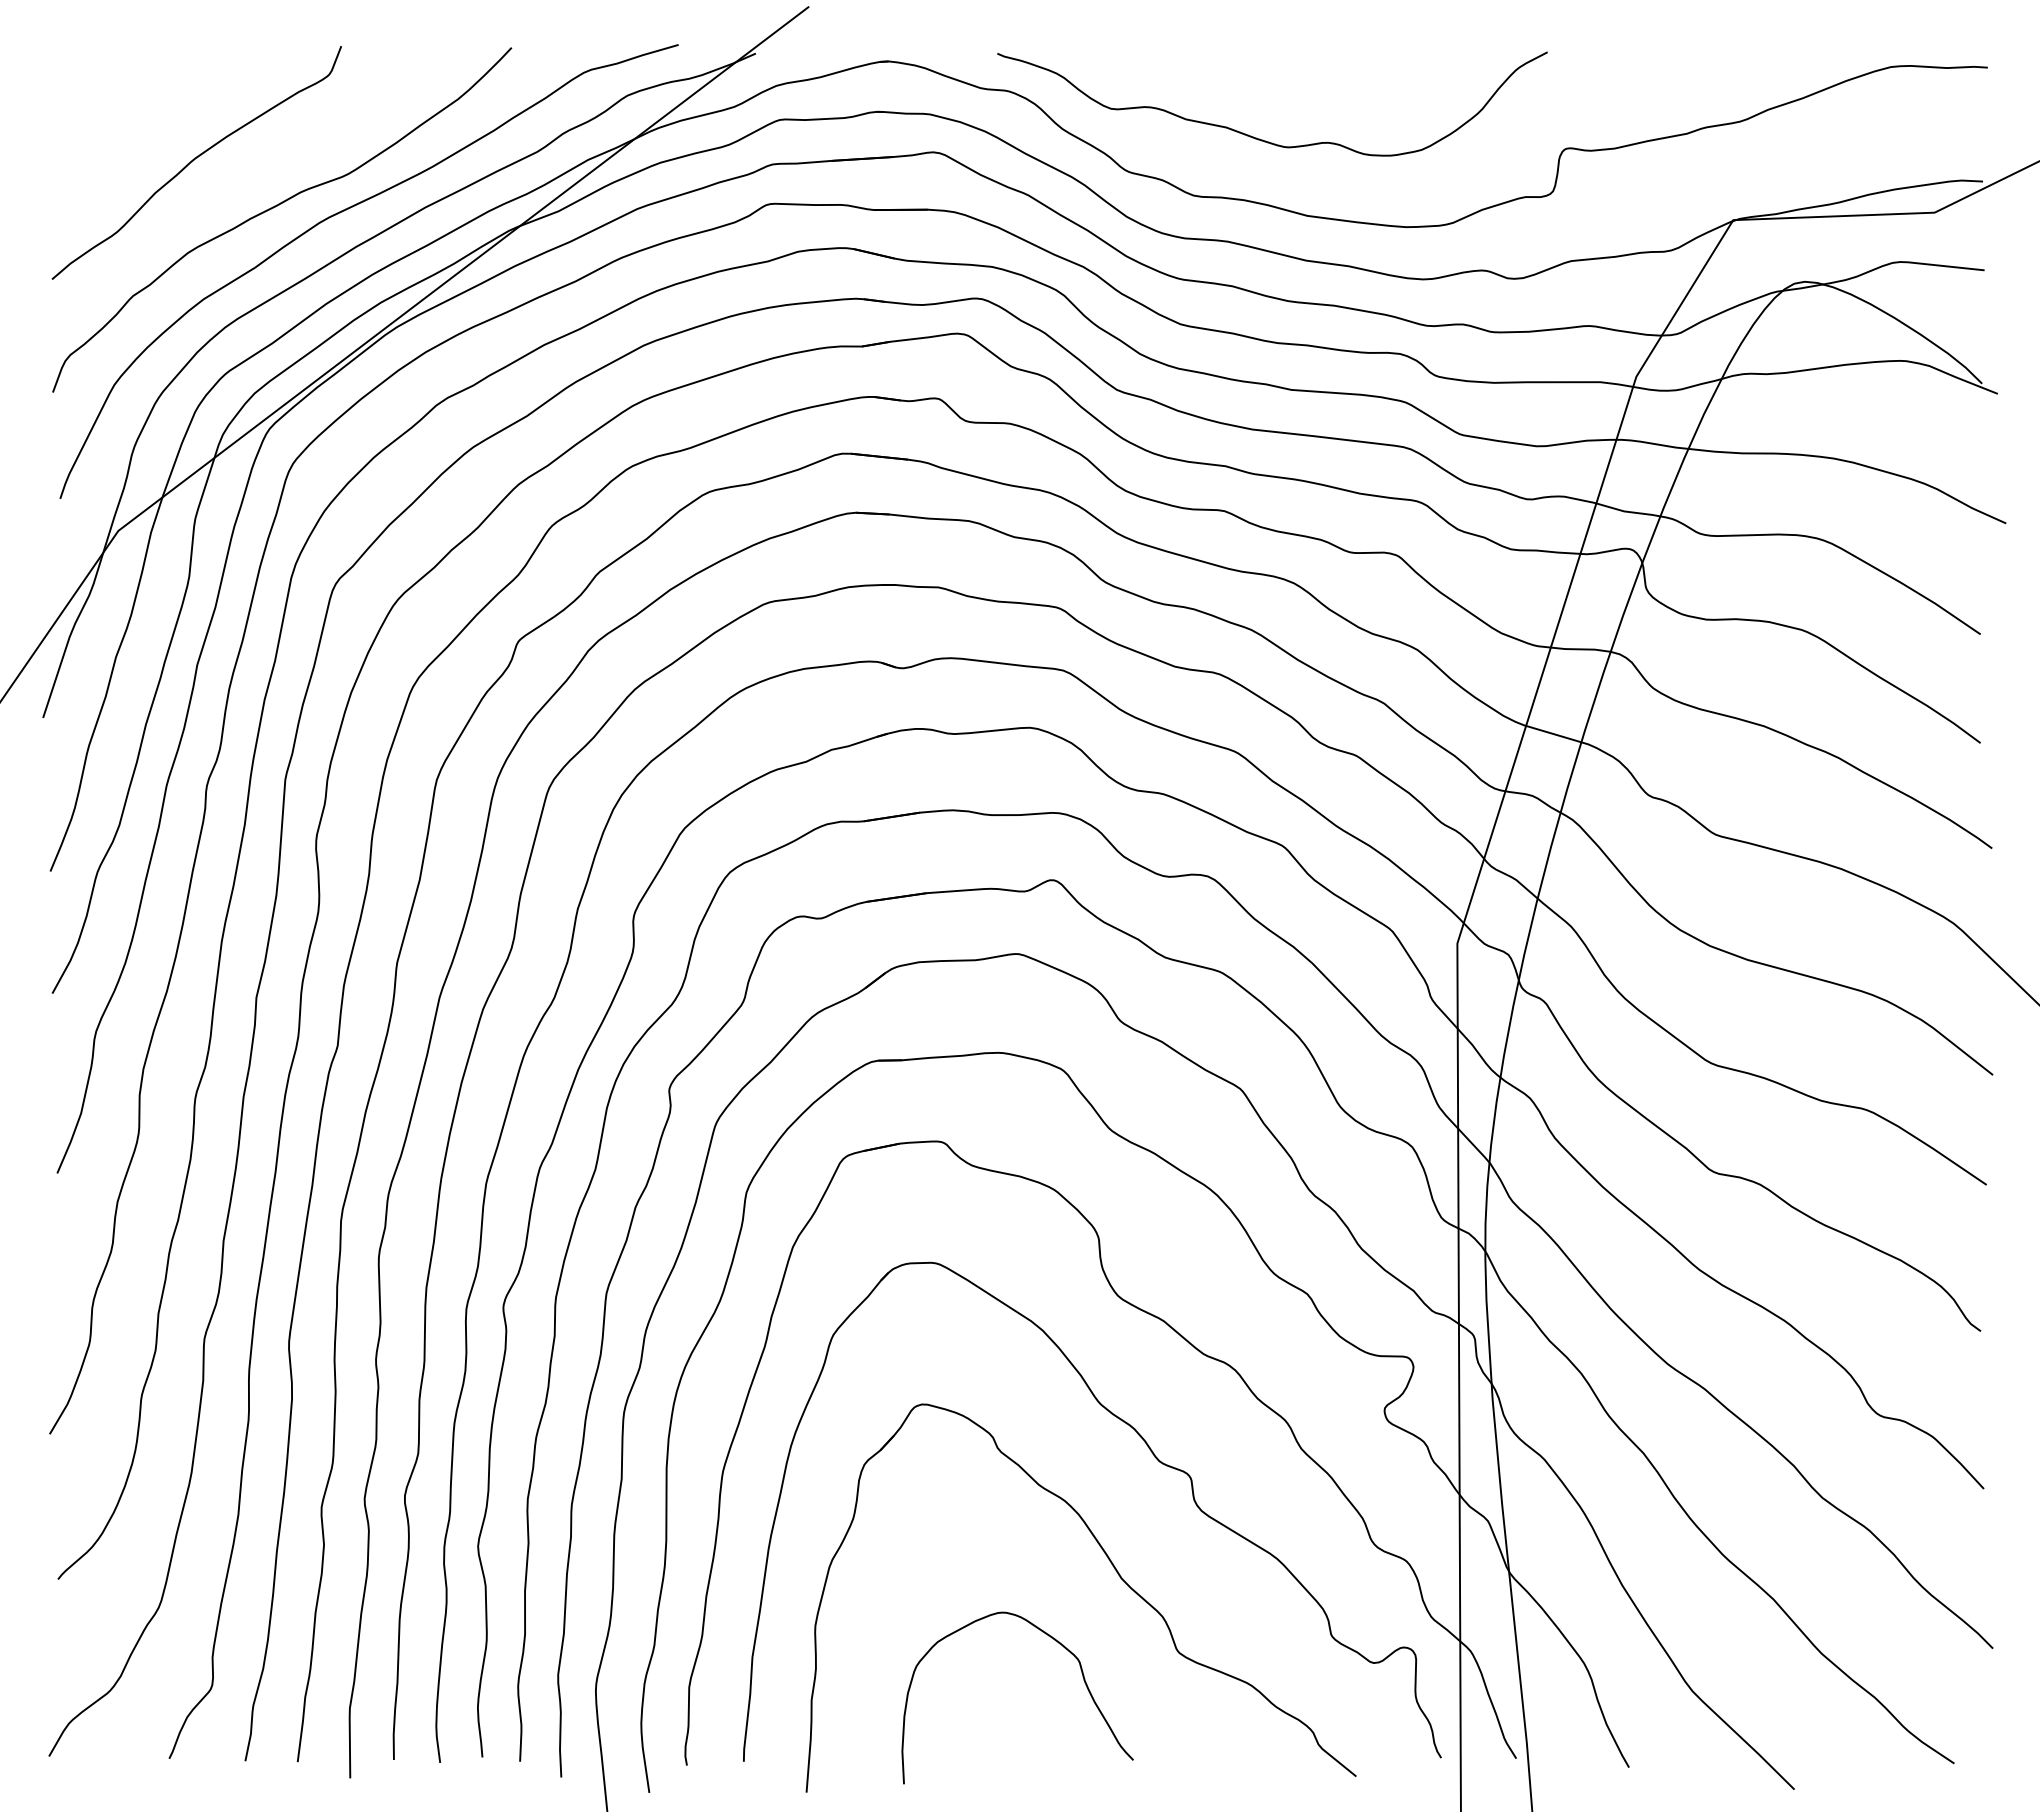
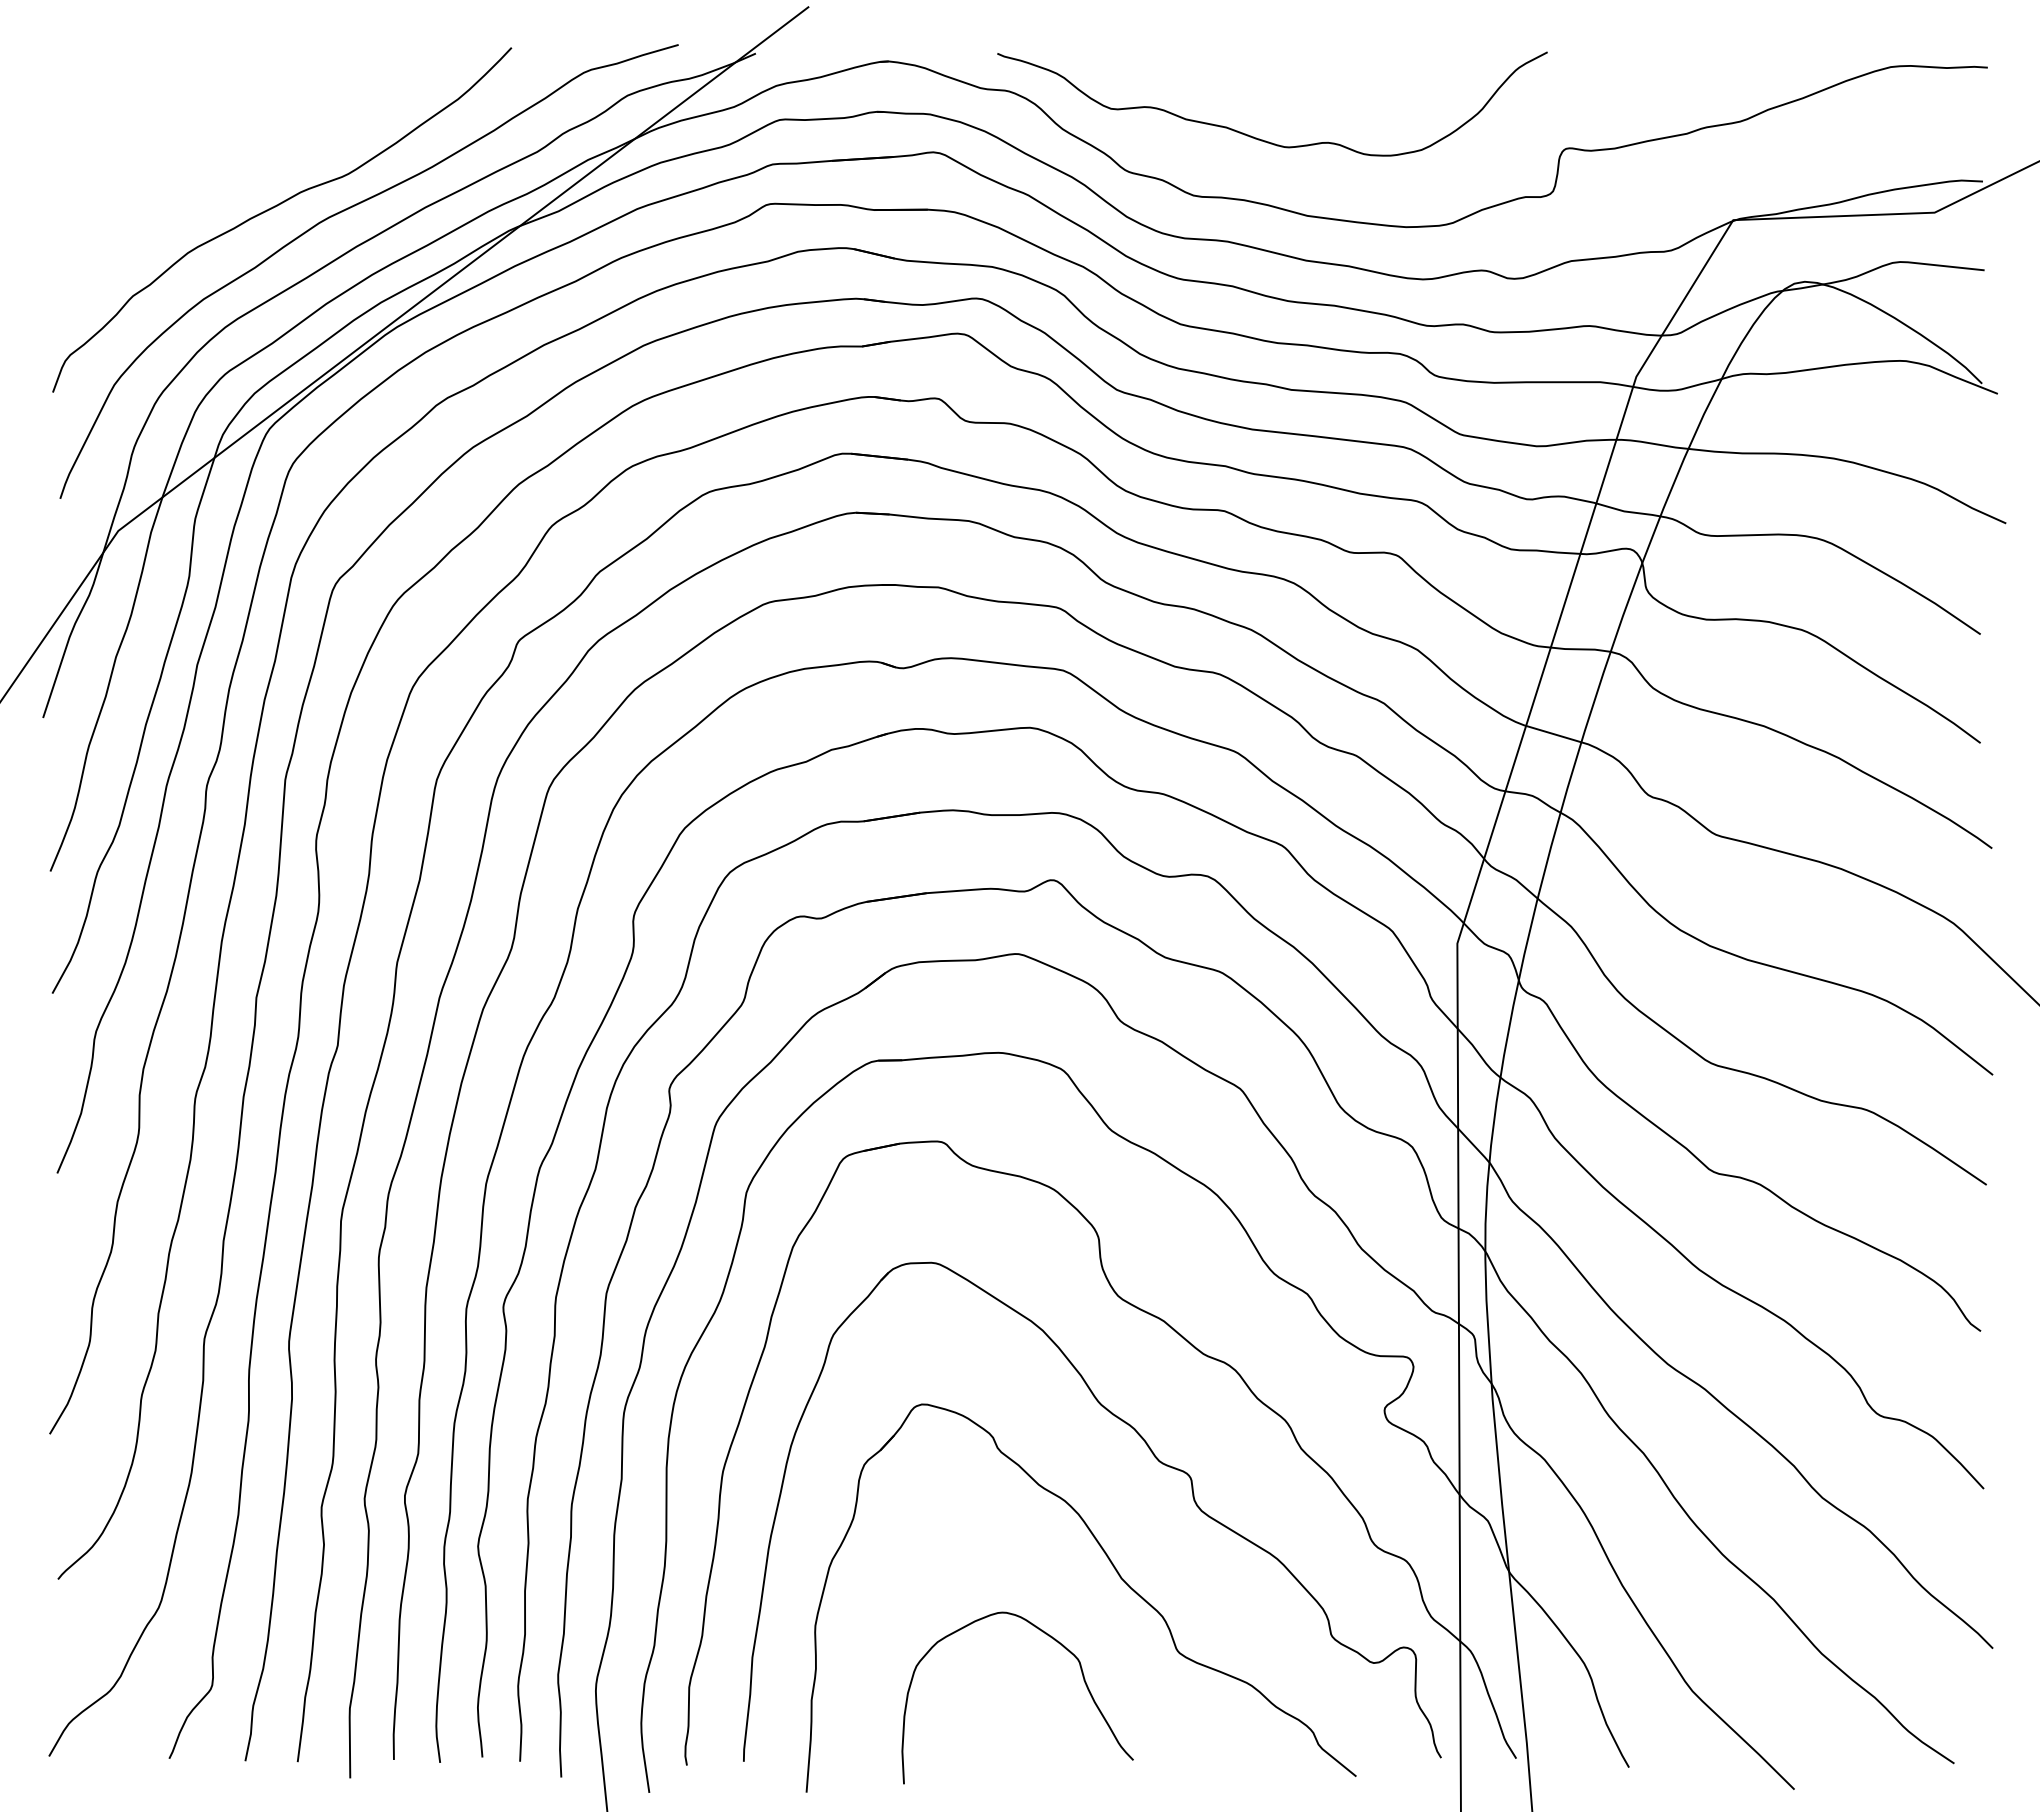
curve: present -> none (194, 160)
